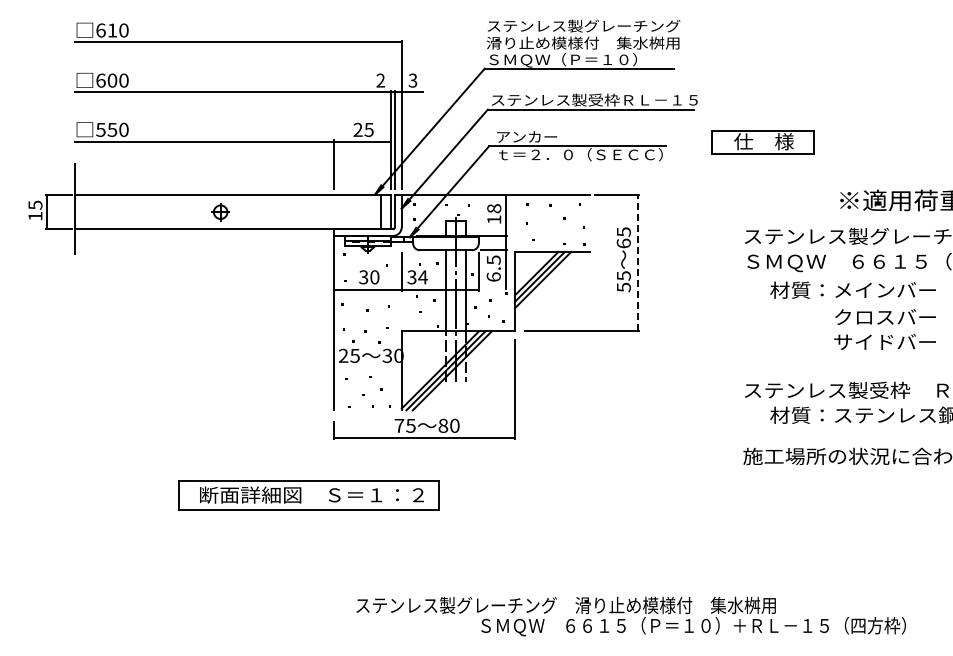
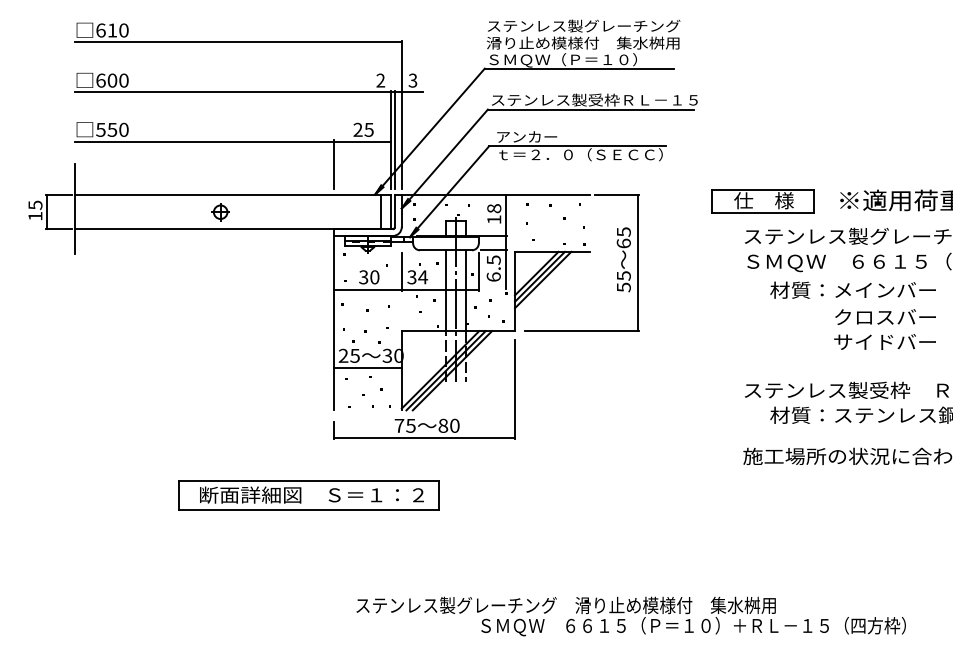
part position: (762, 142) -> (762, 201) (762, 201)
line: dashed -> solid (638, 263)
line: none -> present (367, 367)
